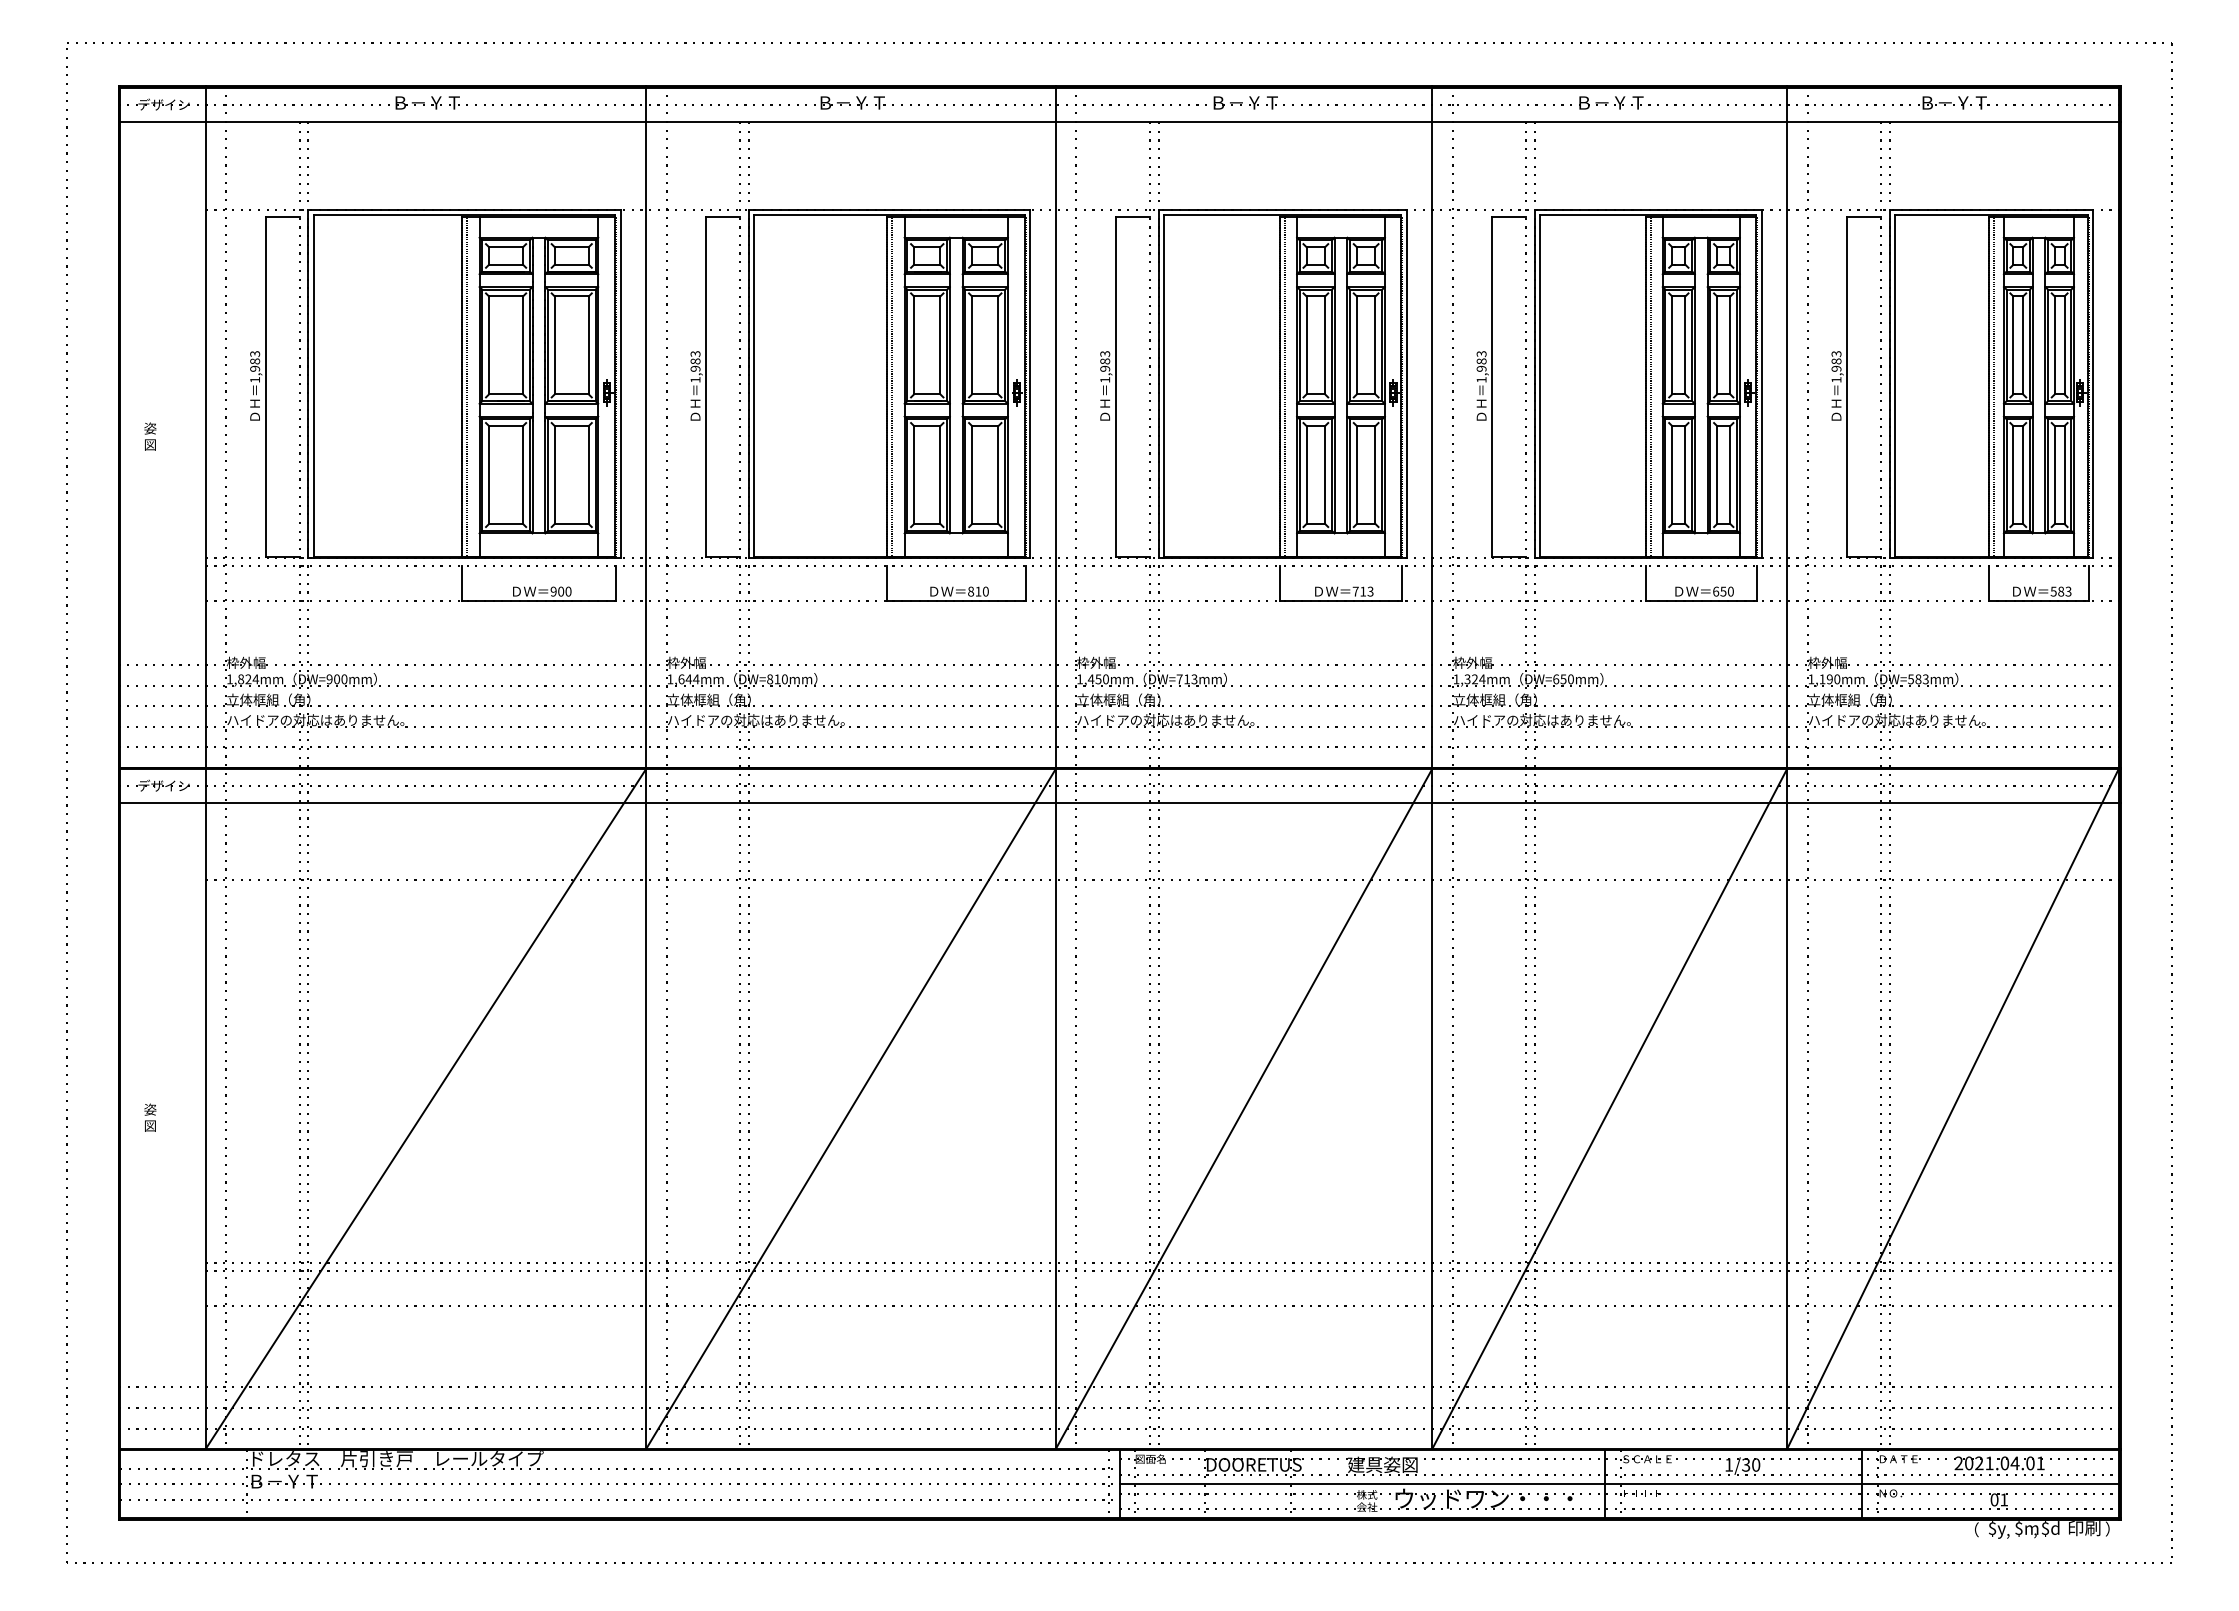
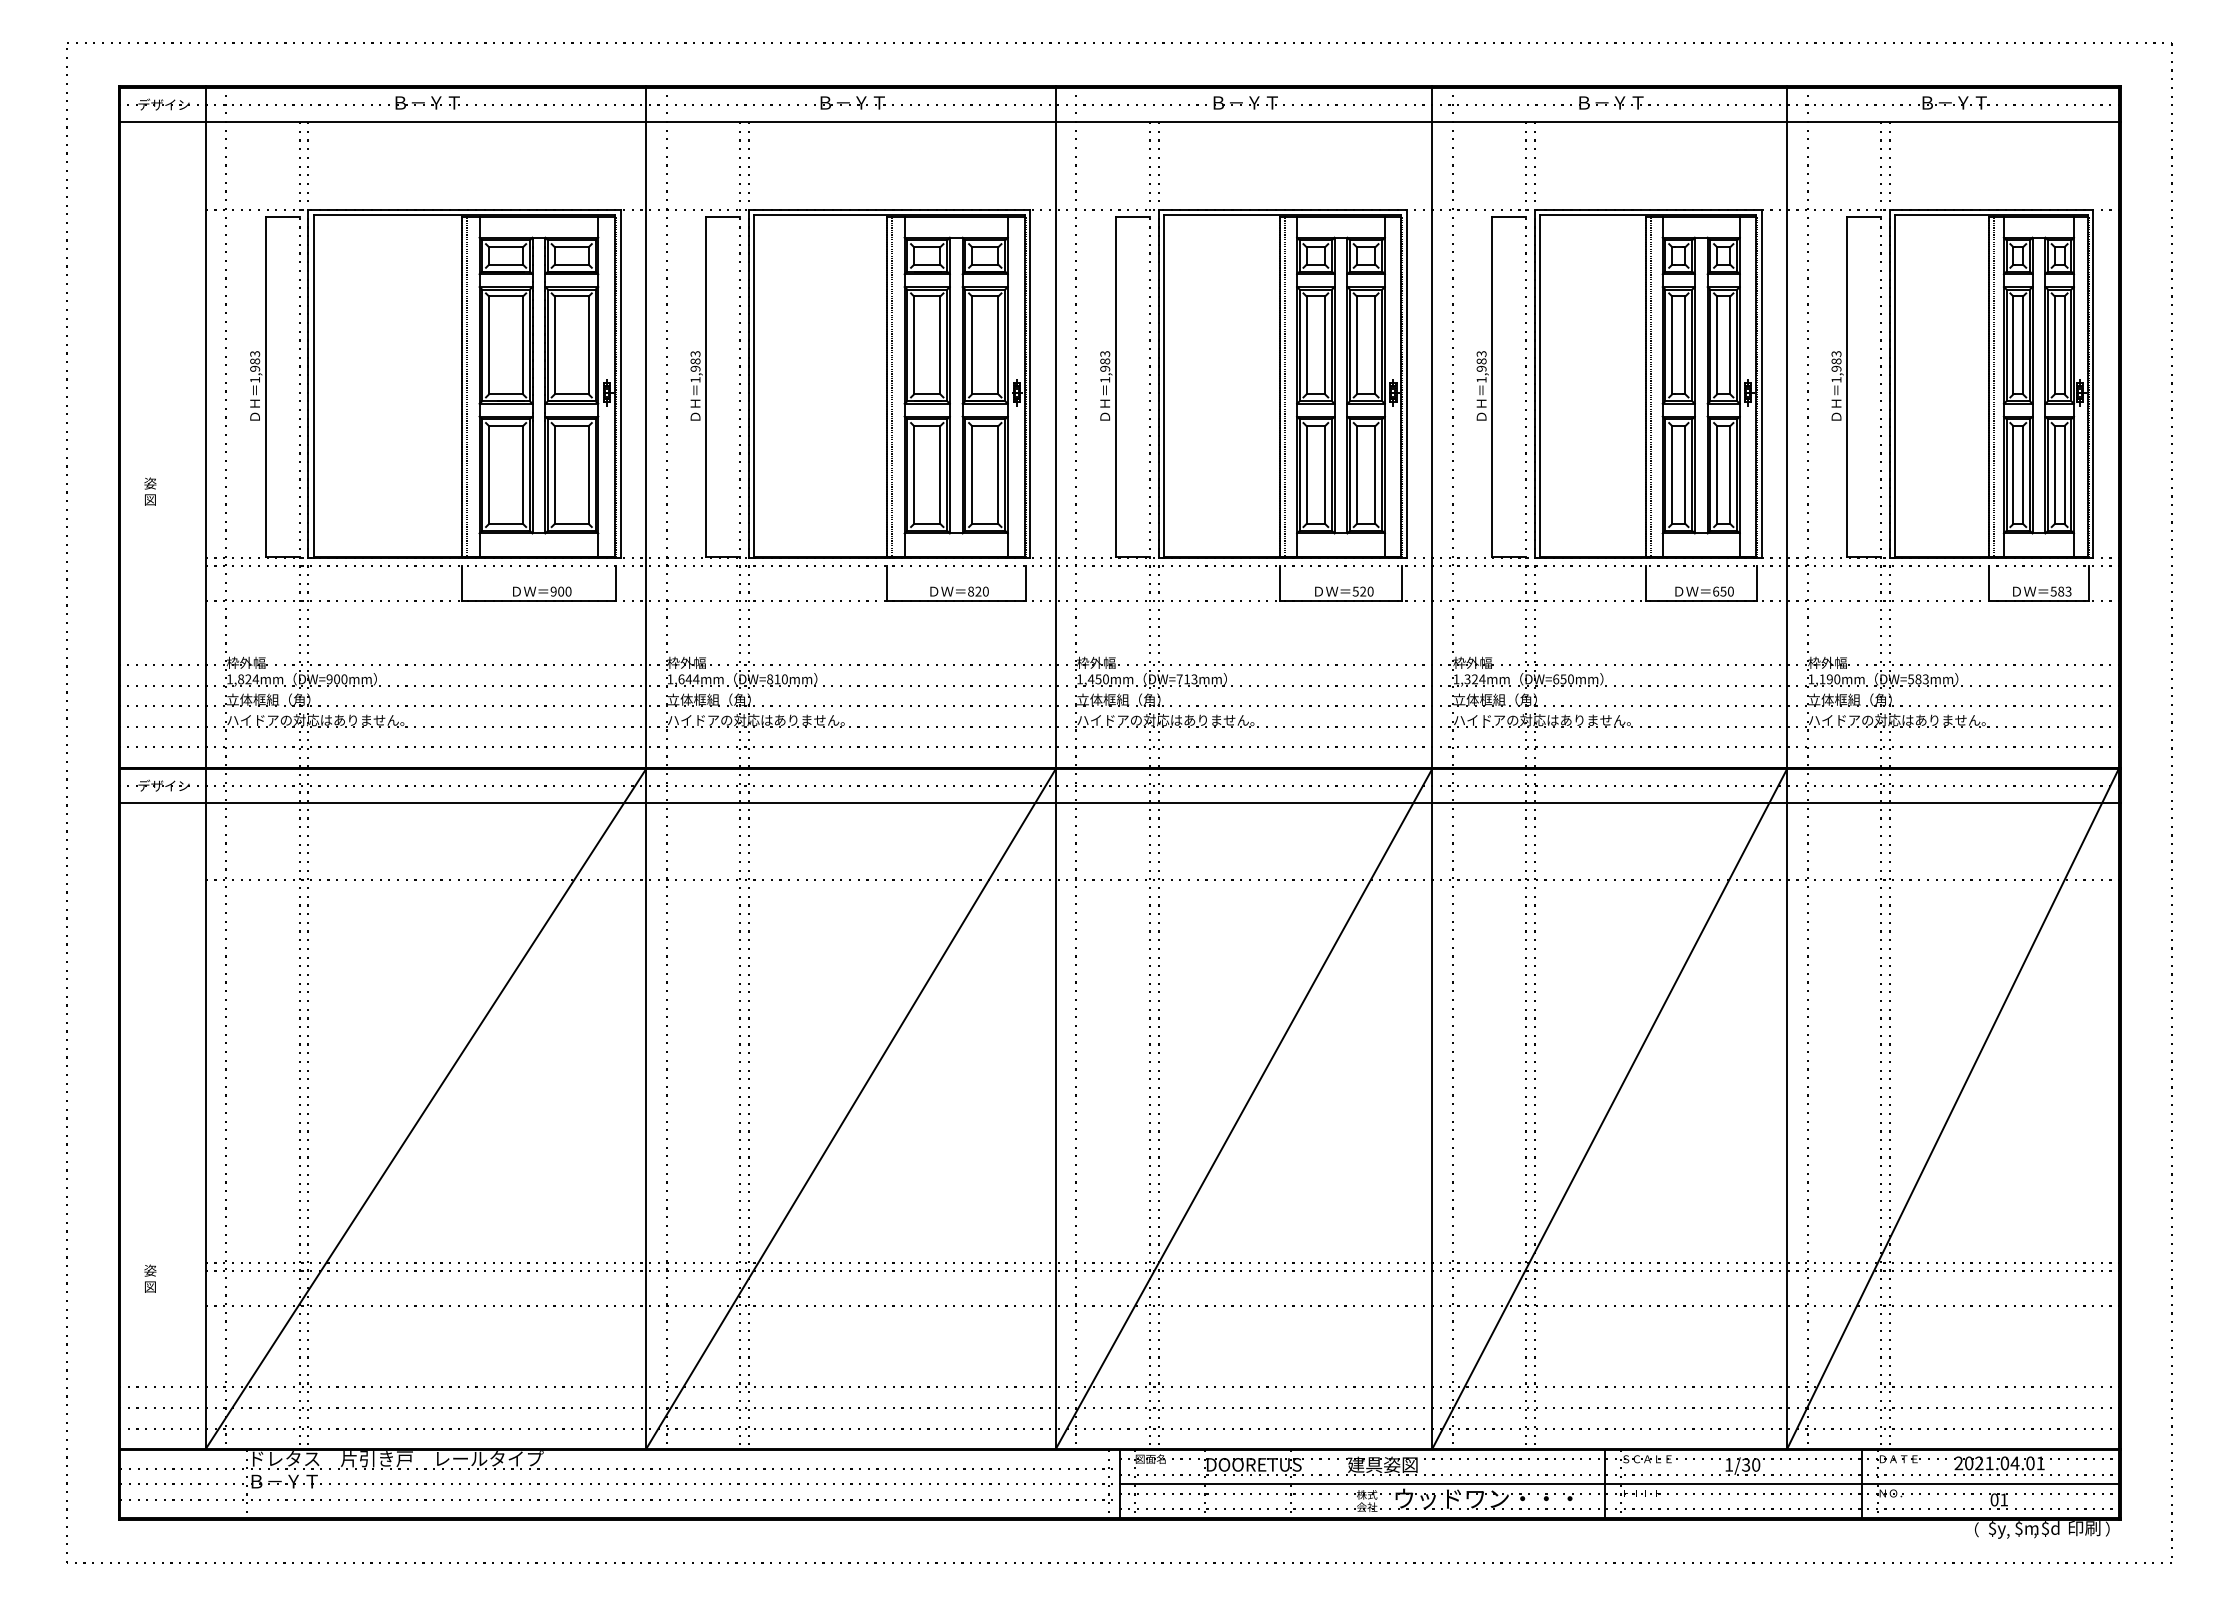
text position: (150, 436) -> (150, 491) (150, 491)
text: 810 -> 820 (978, 591)
text: 713 -> 520 (1362, 591)
text position: (150, 1117) -> (150, 1278) (150, 1278)
